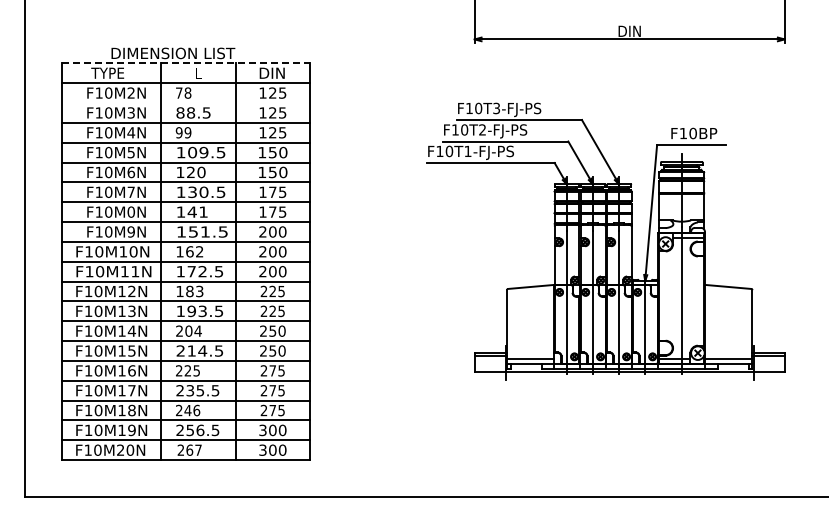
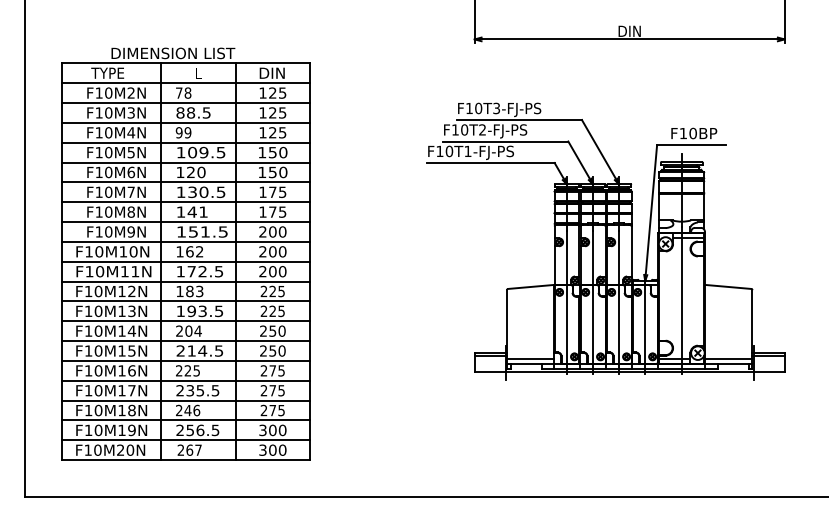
line: dashed -> solid (186, 63)
line: none -> present (186, 103)
text: F10M0N -> F10M8N (130, 211)
